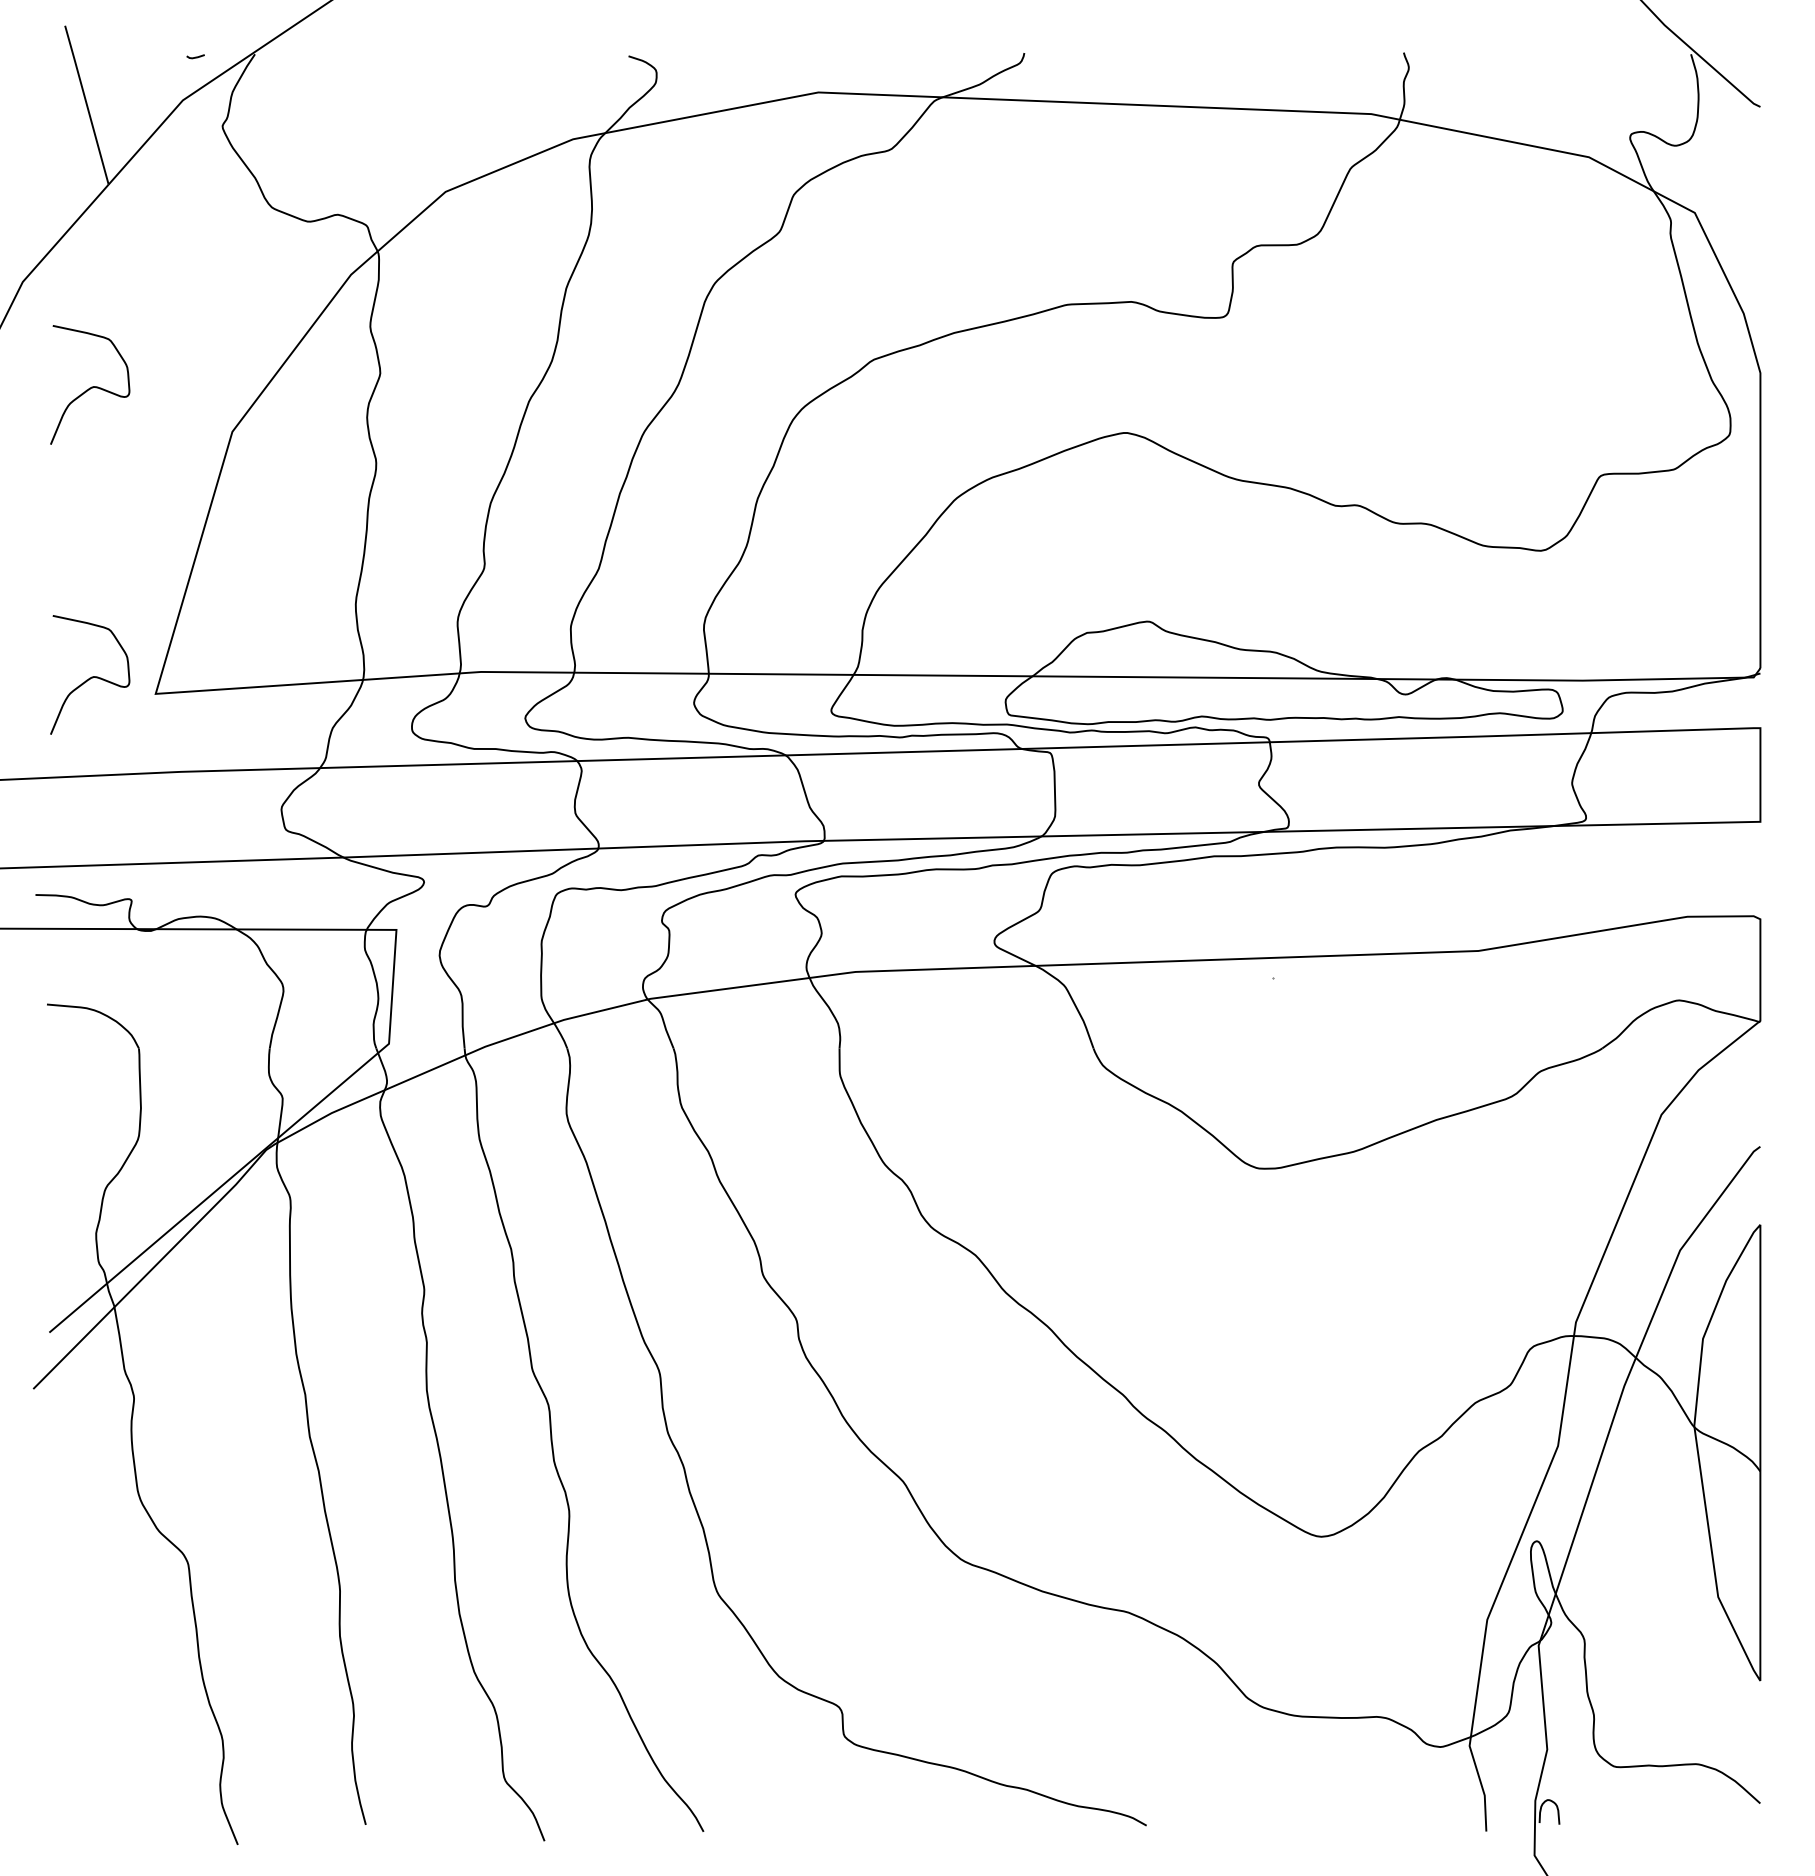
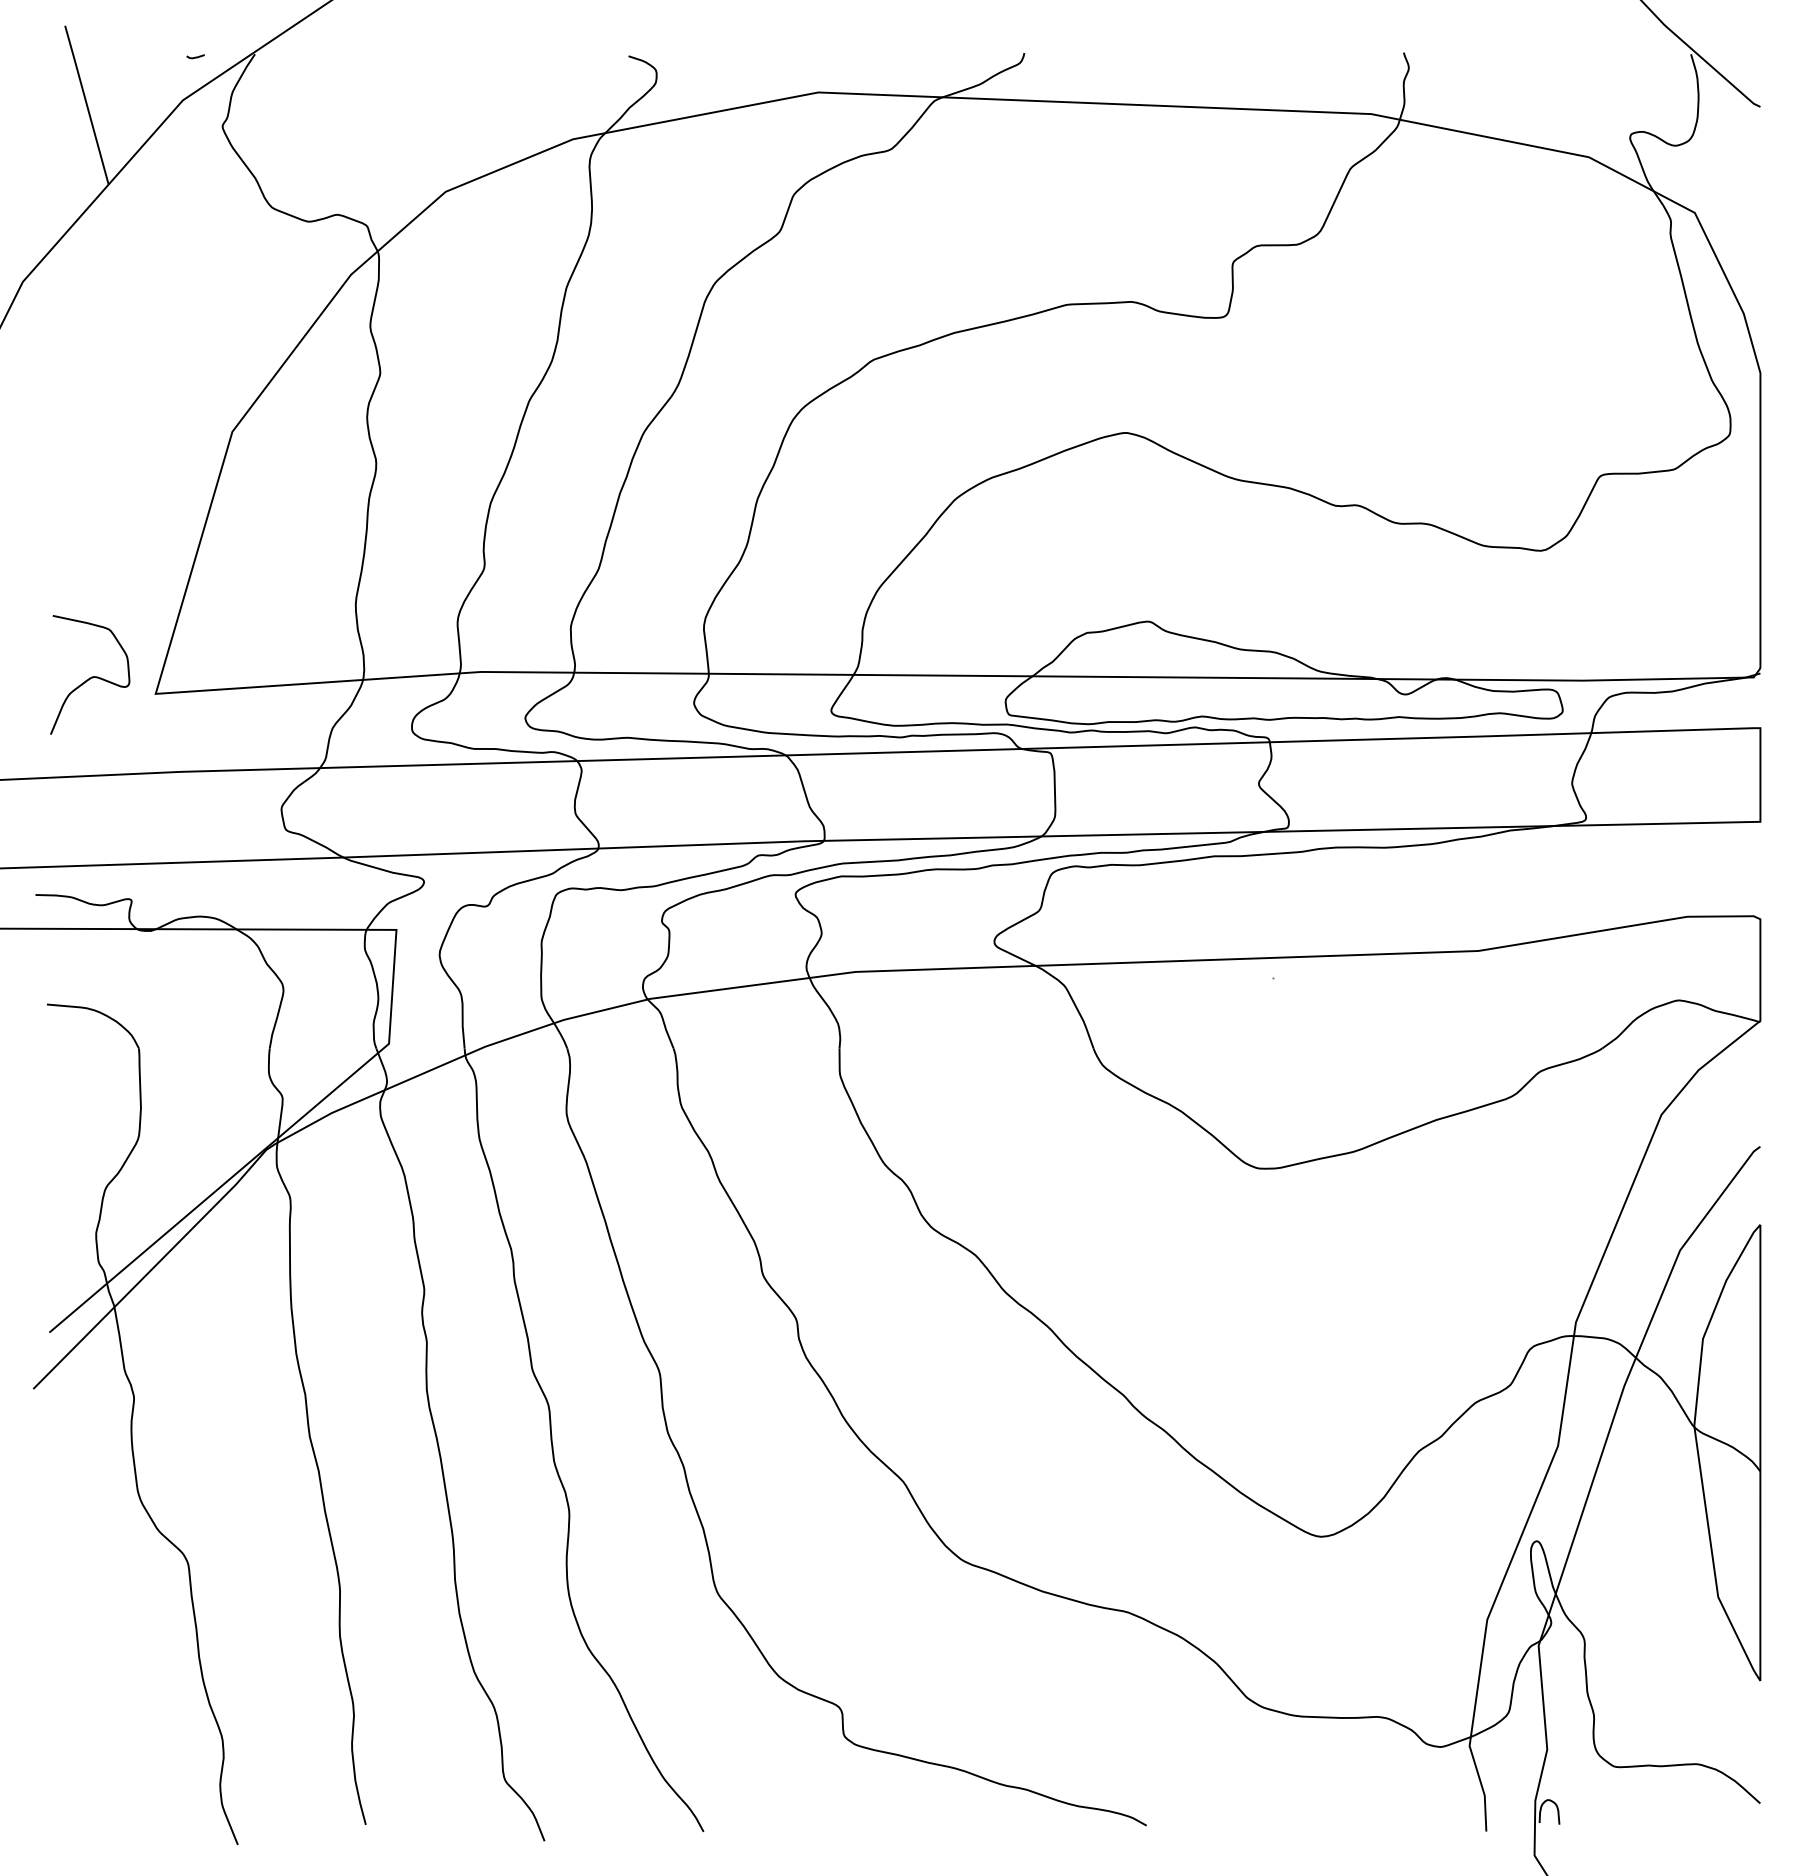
curve: present -> none (91, 386)
